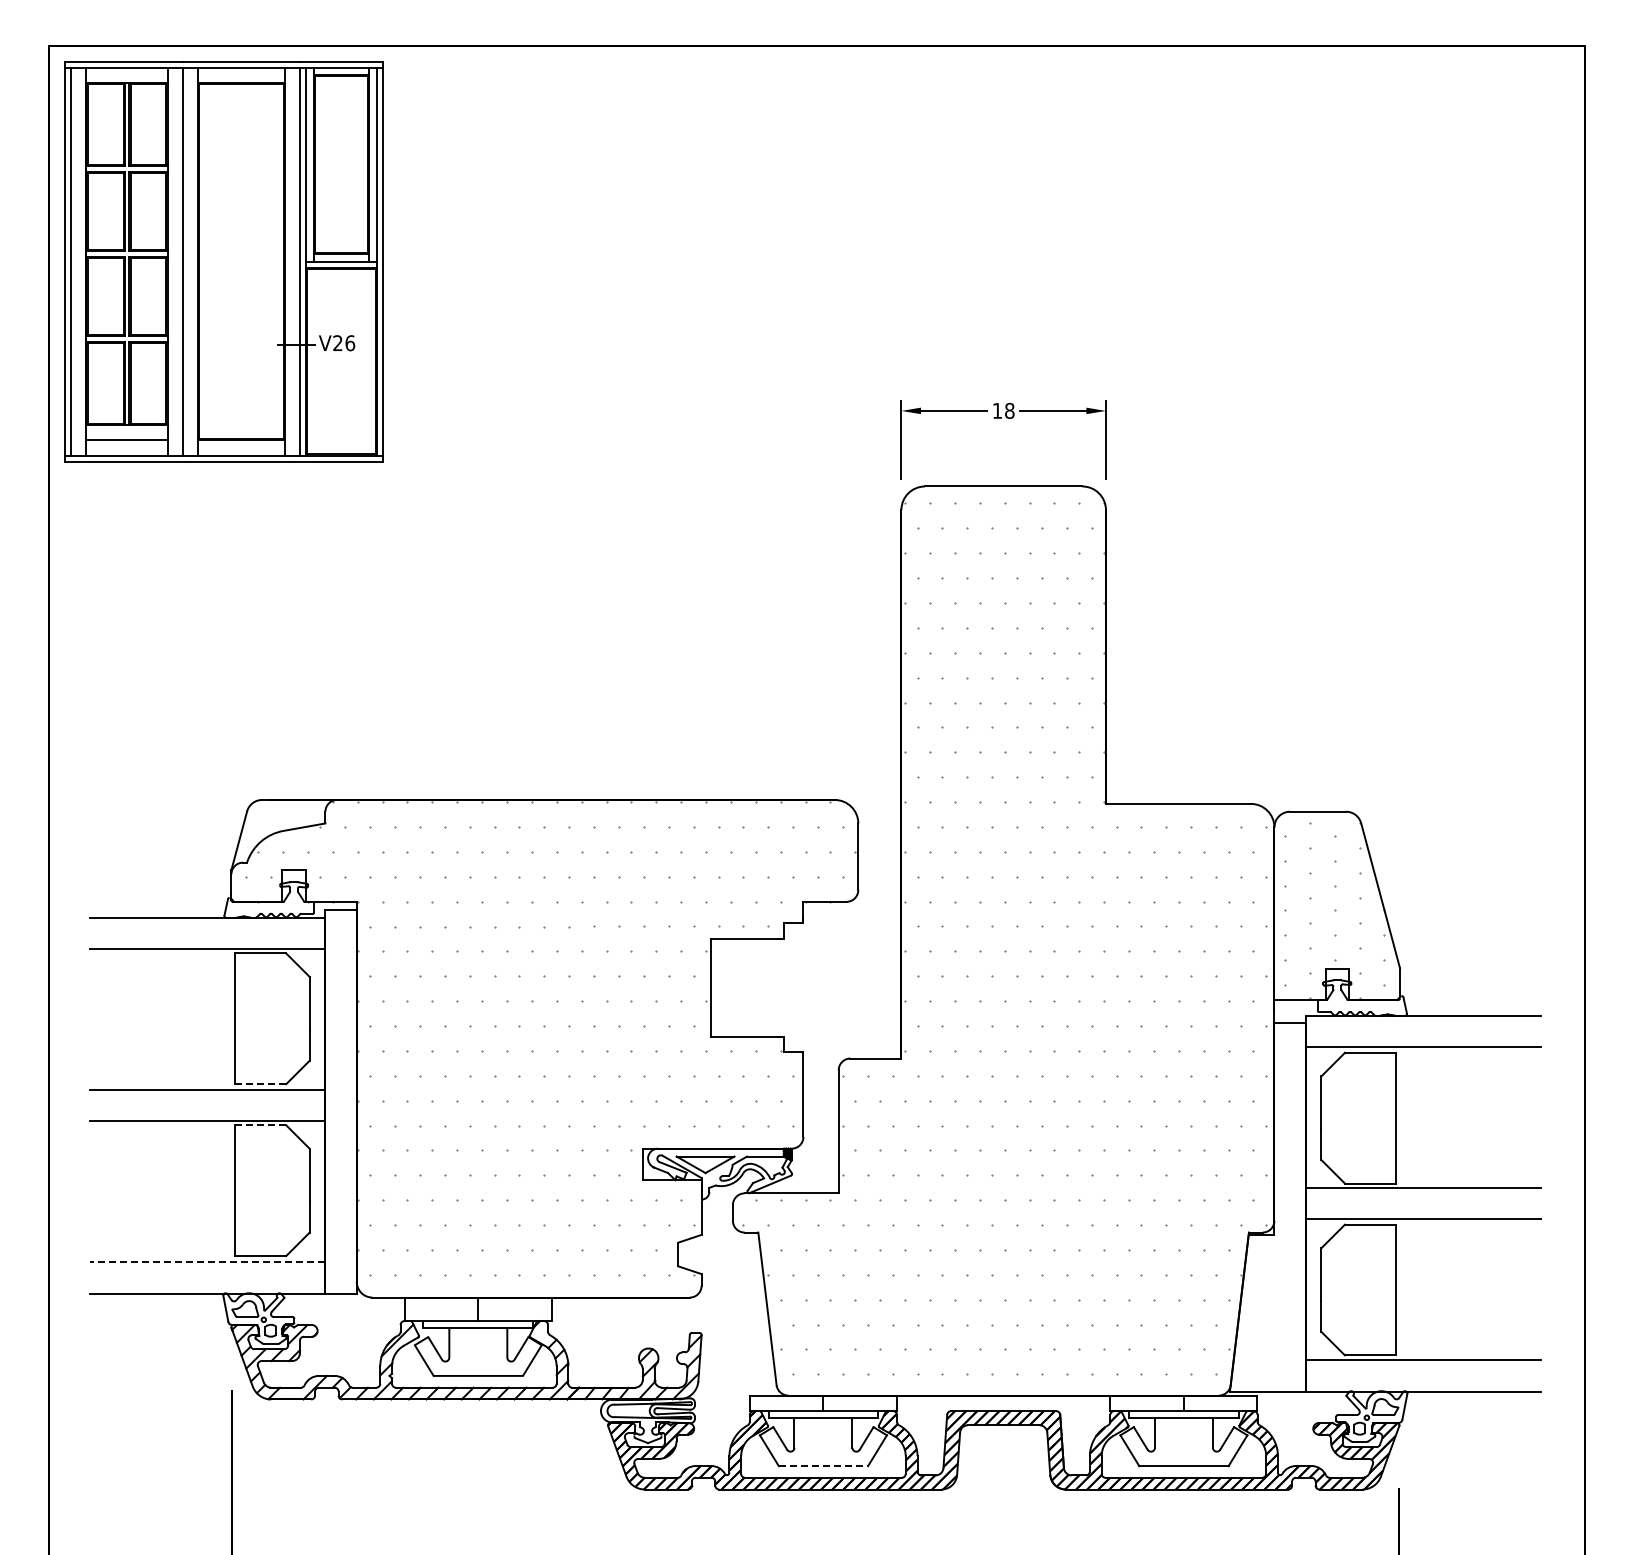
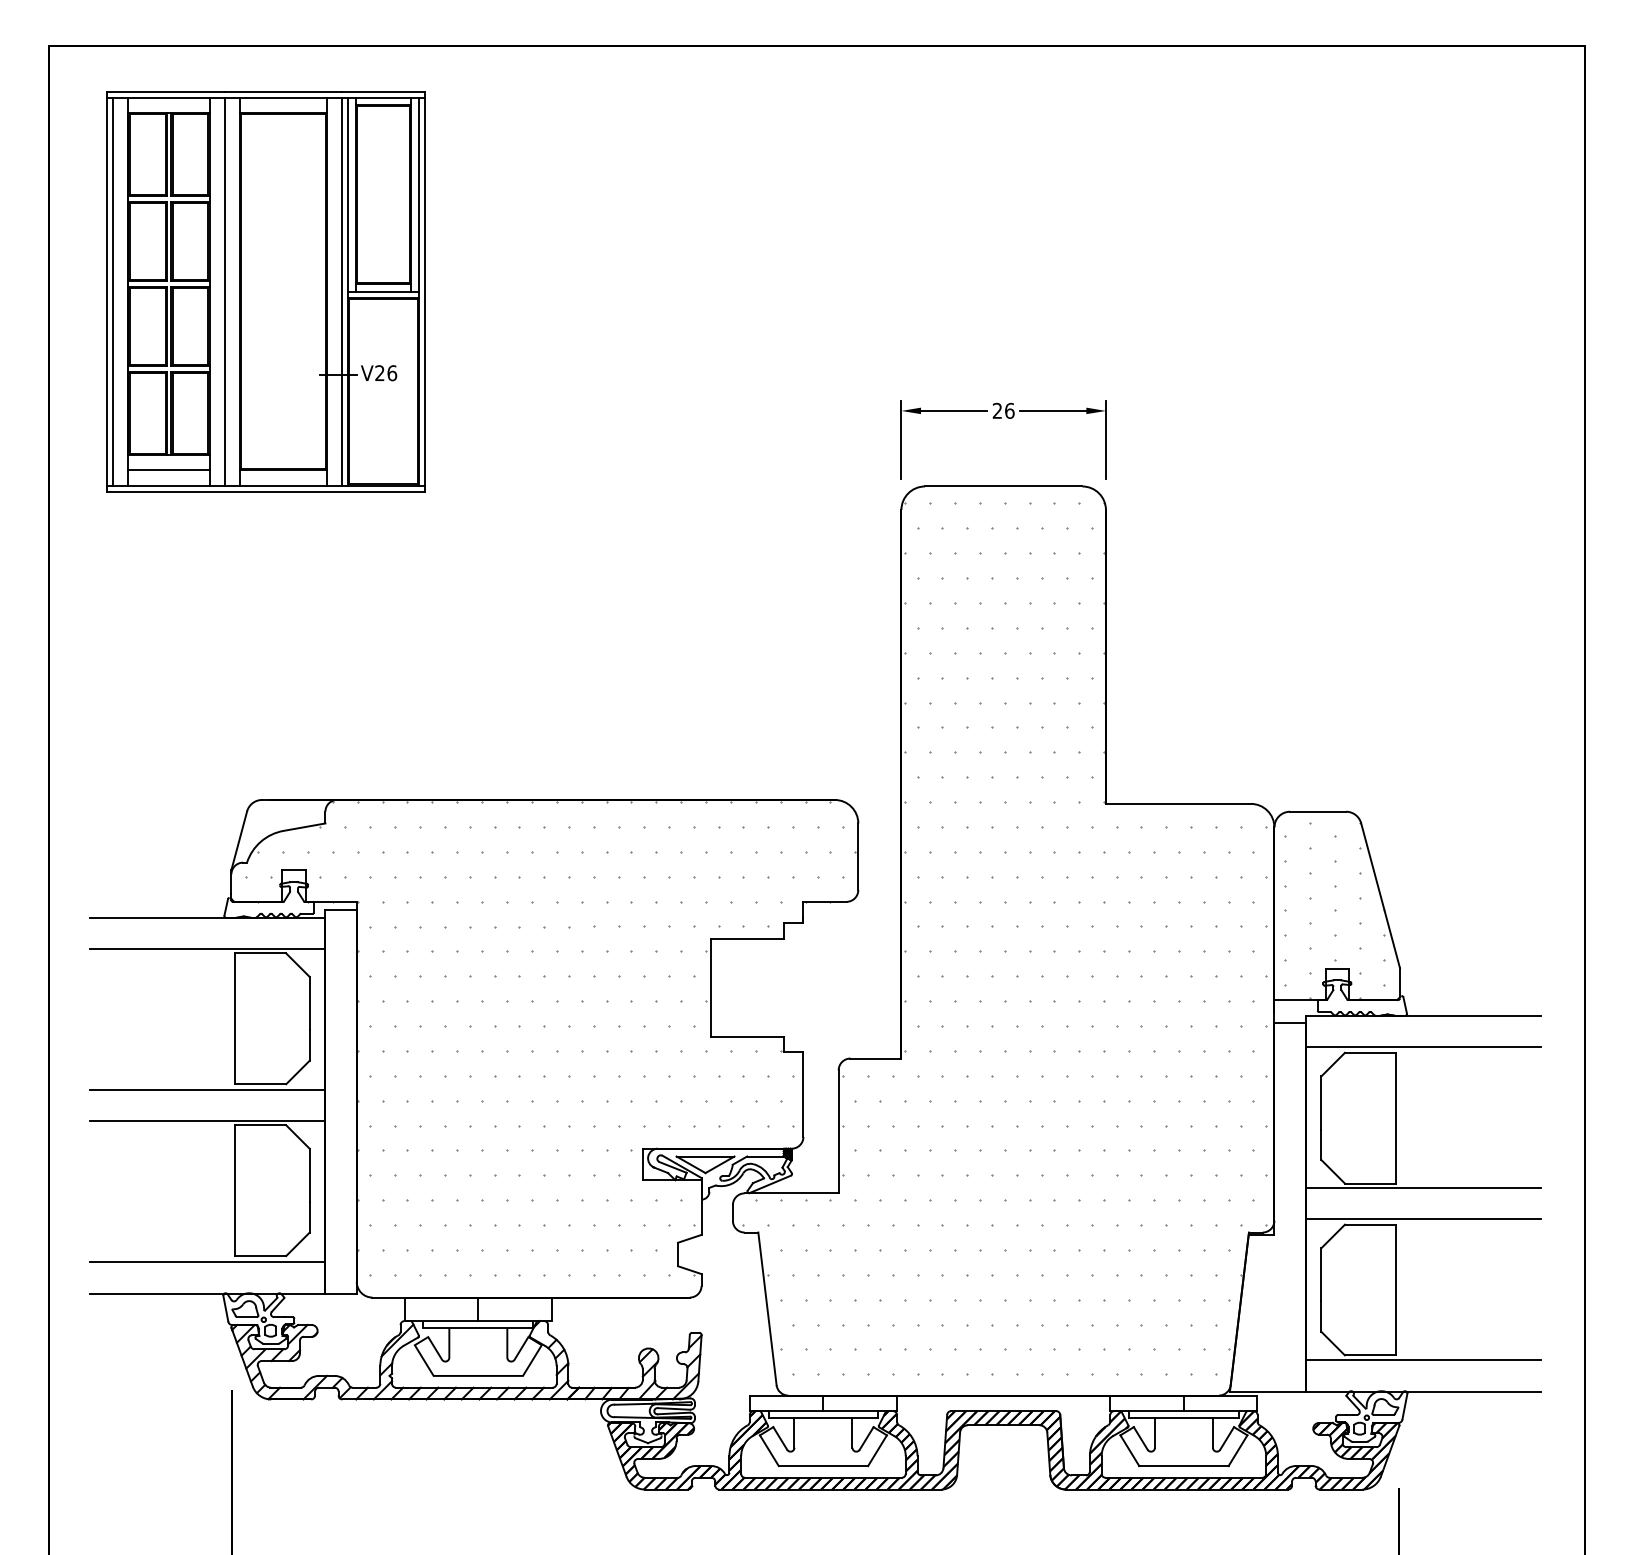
part position: (223, 261) -> (265, 291) (265, 291)
text: 18 -> 26 (1003, 410)
line: dashed -> solid (260, 1084)
line: dashed -> solid (260, 1125)
line: dashed -> solid (207, 1262)
line: dashed -> solid (823, 1466)
